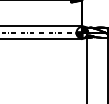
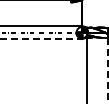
line: solid -> dashed (41, 39)
line: solid -> dashed (107, 70)
